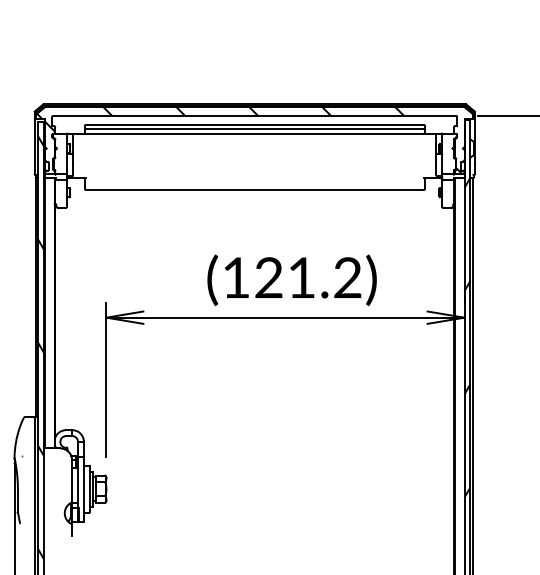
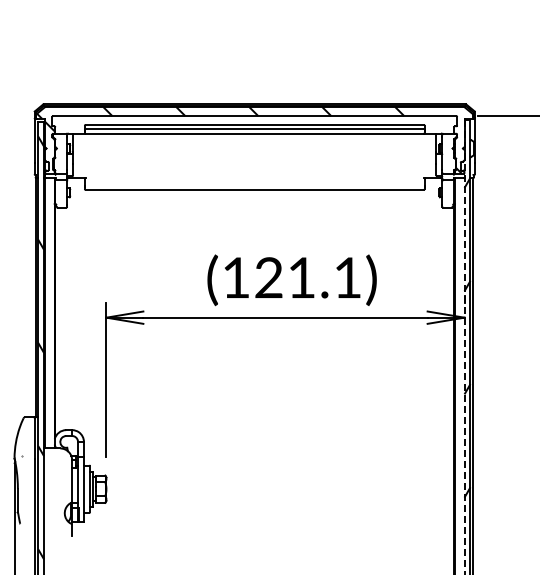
text: (121.2) -> (121.1) (347, 277)
line: solid -> dashed (464, 347)
